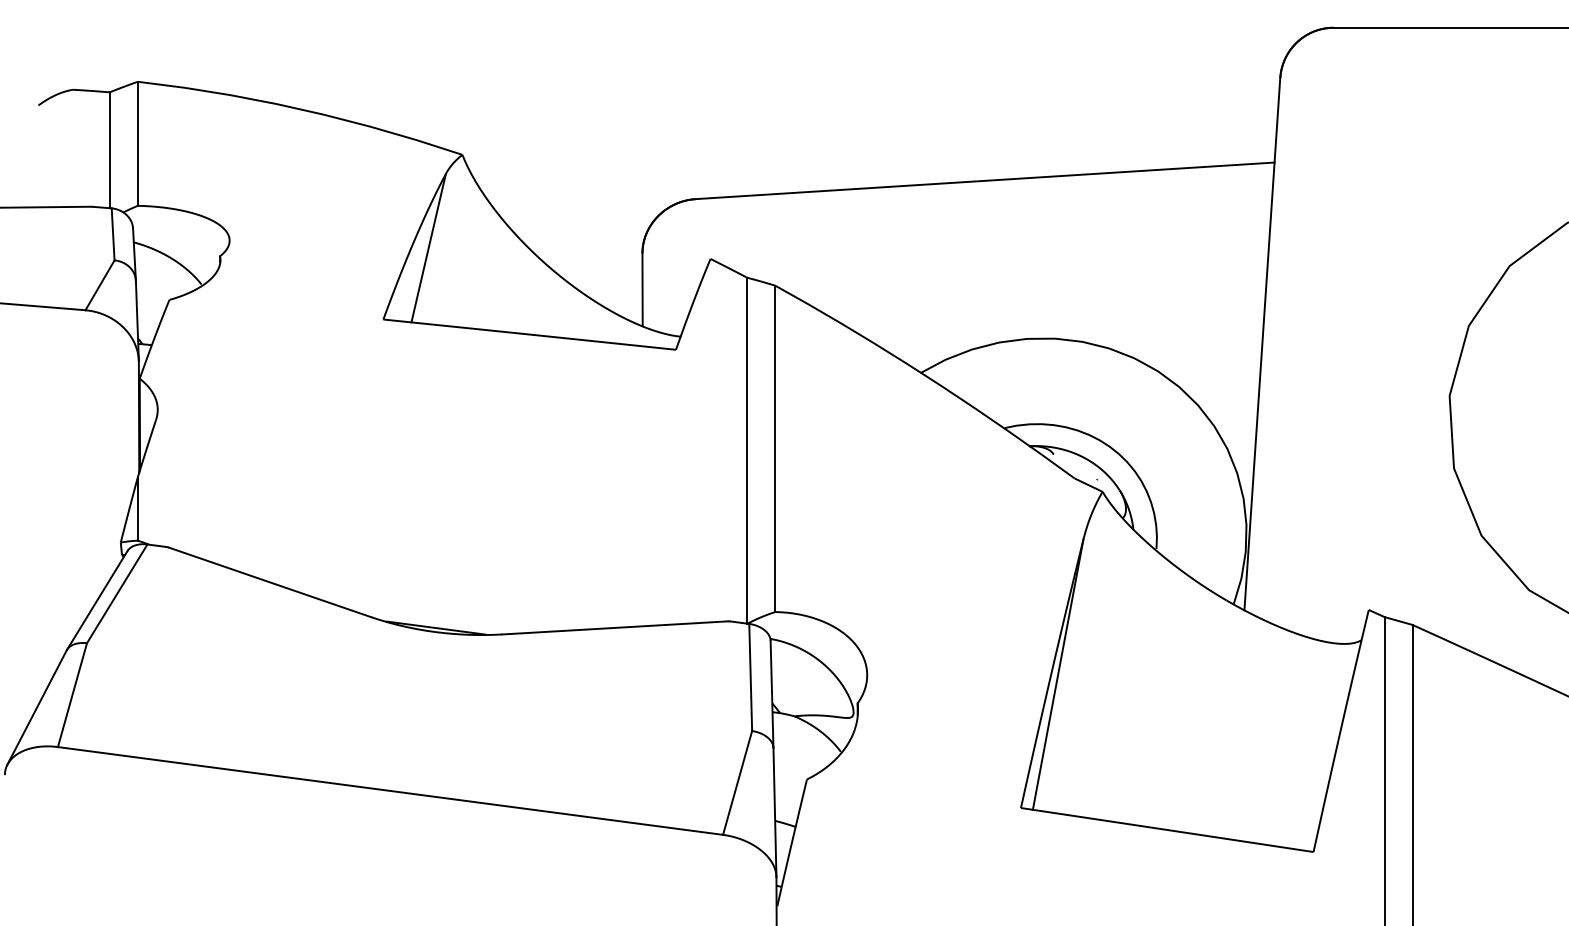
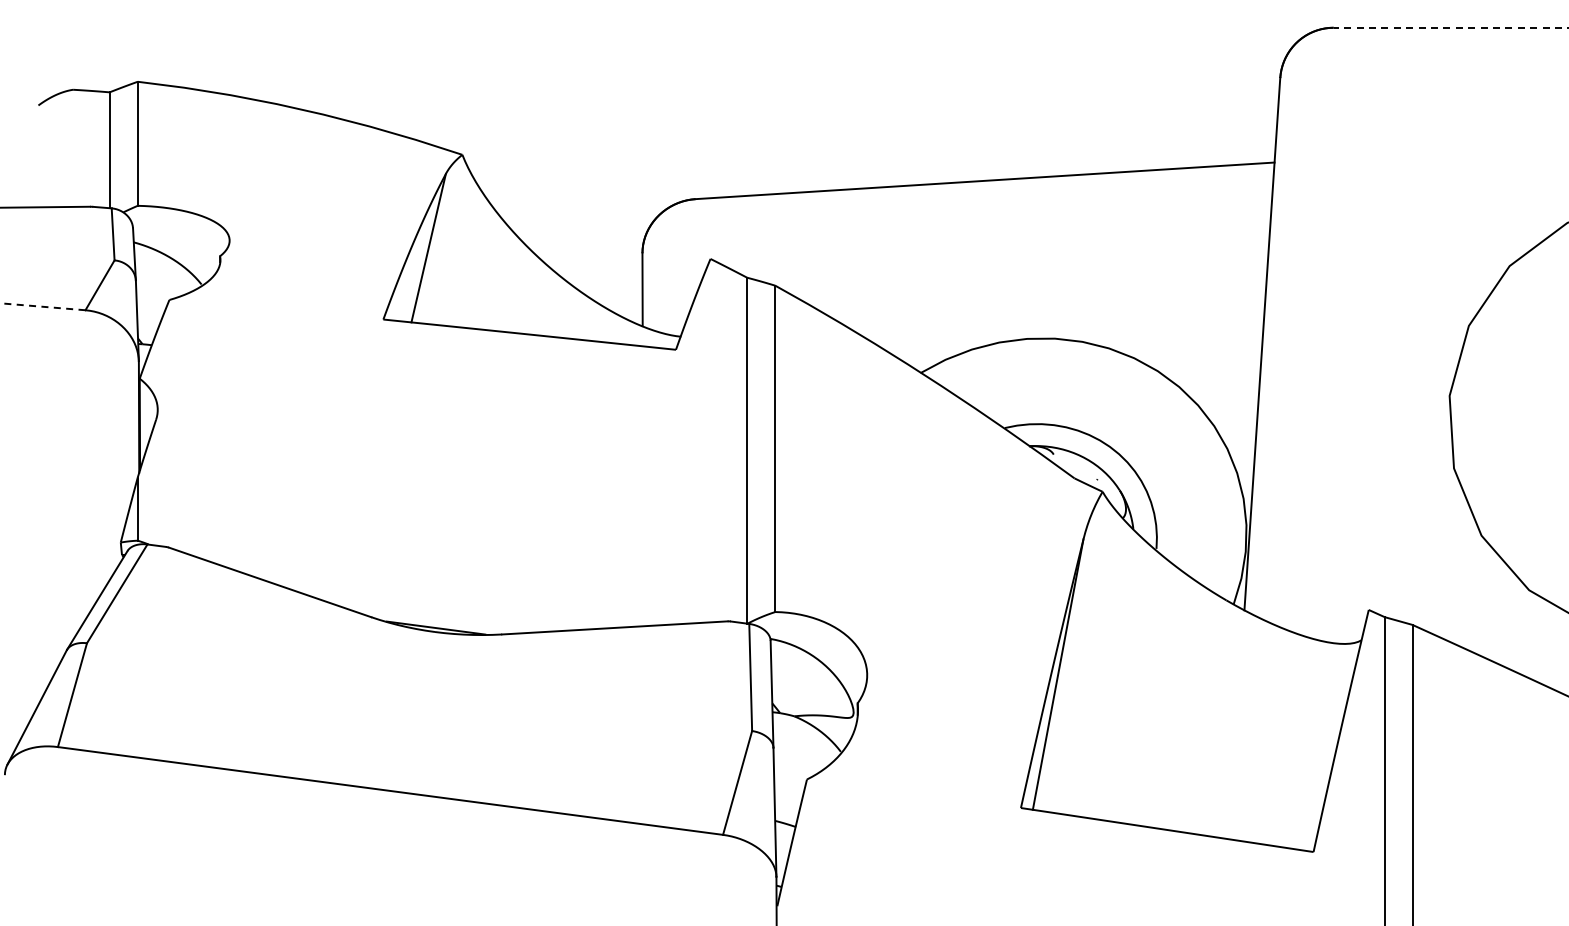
line: solid -> dashed (1450, 27)
line: solid -> dashed (42, 306)
